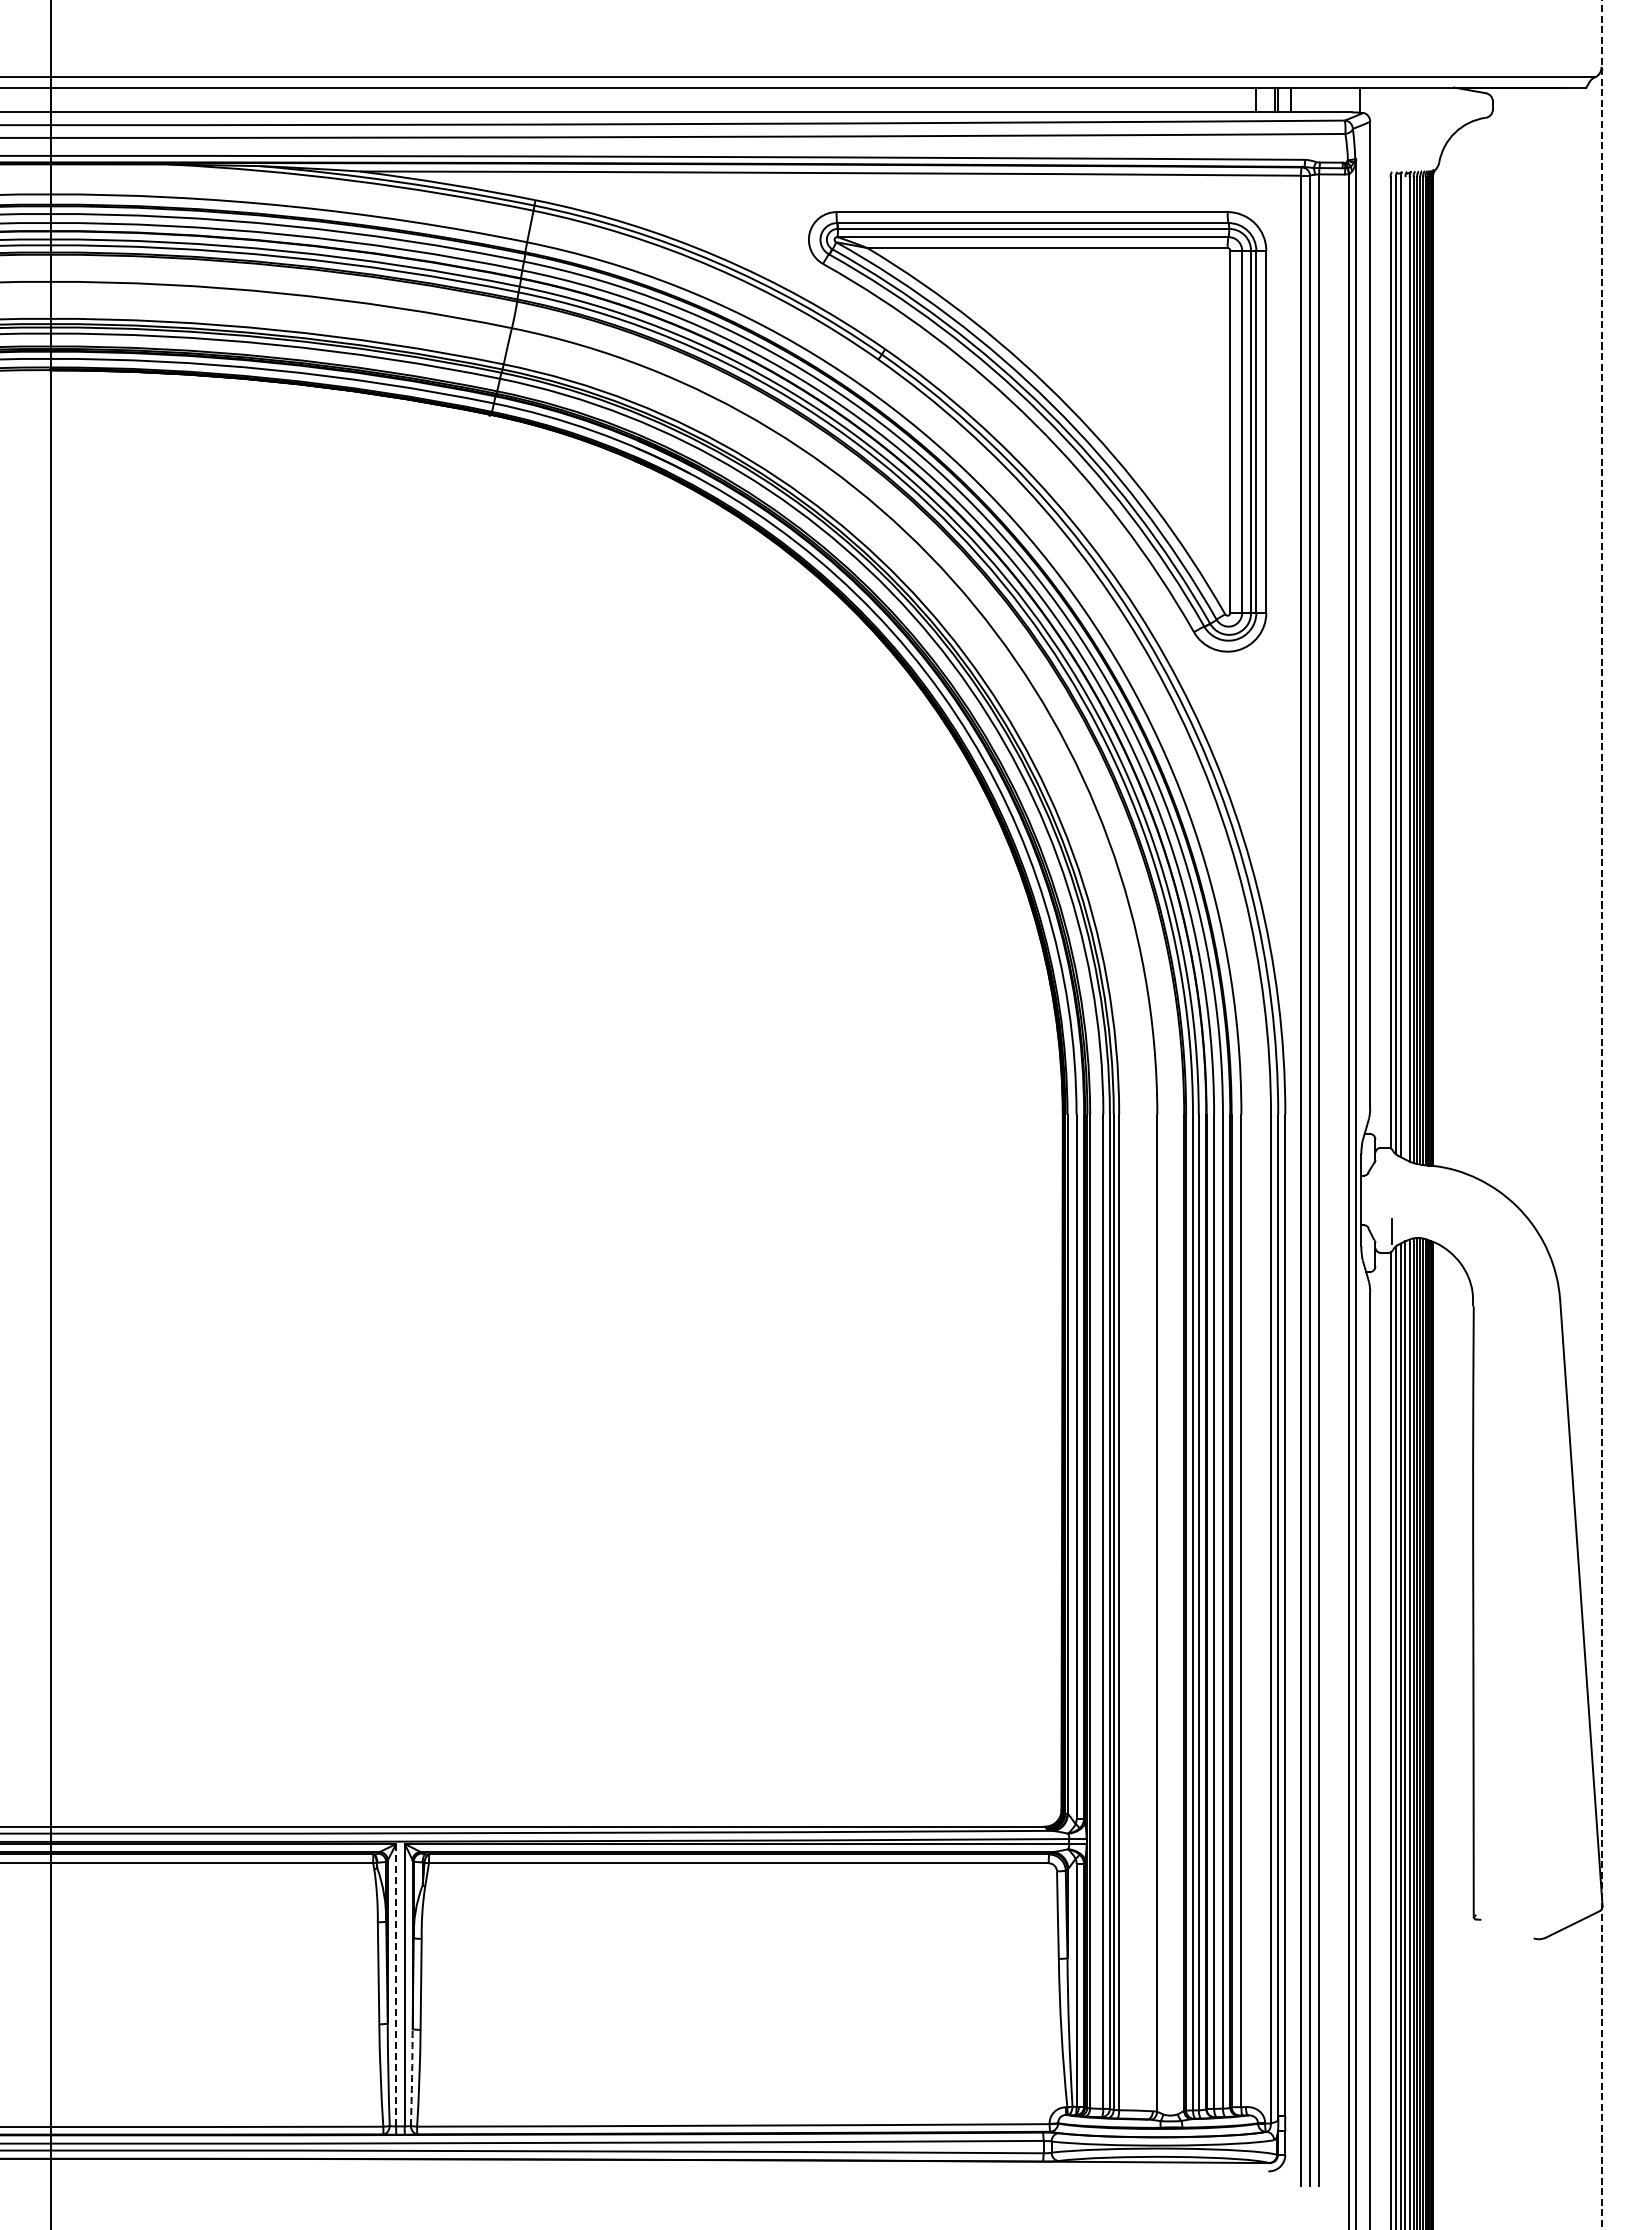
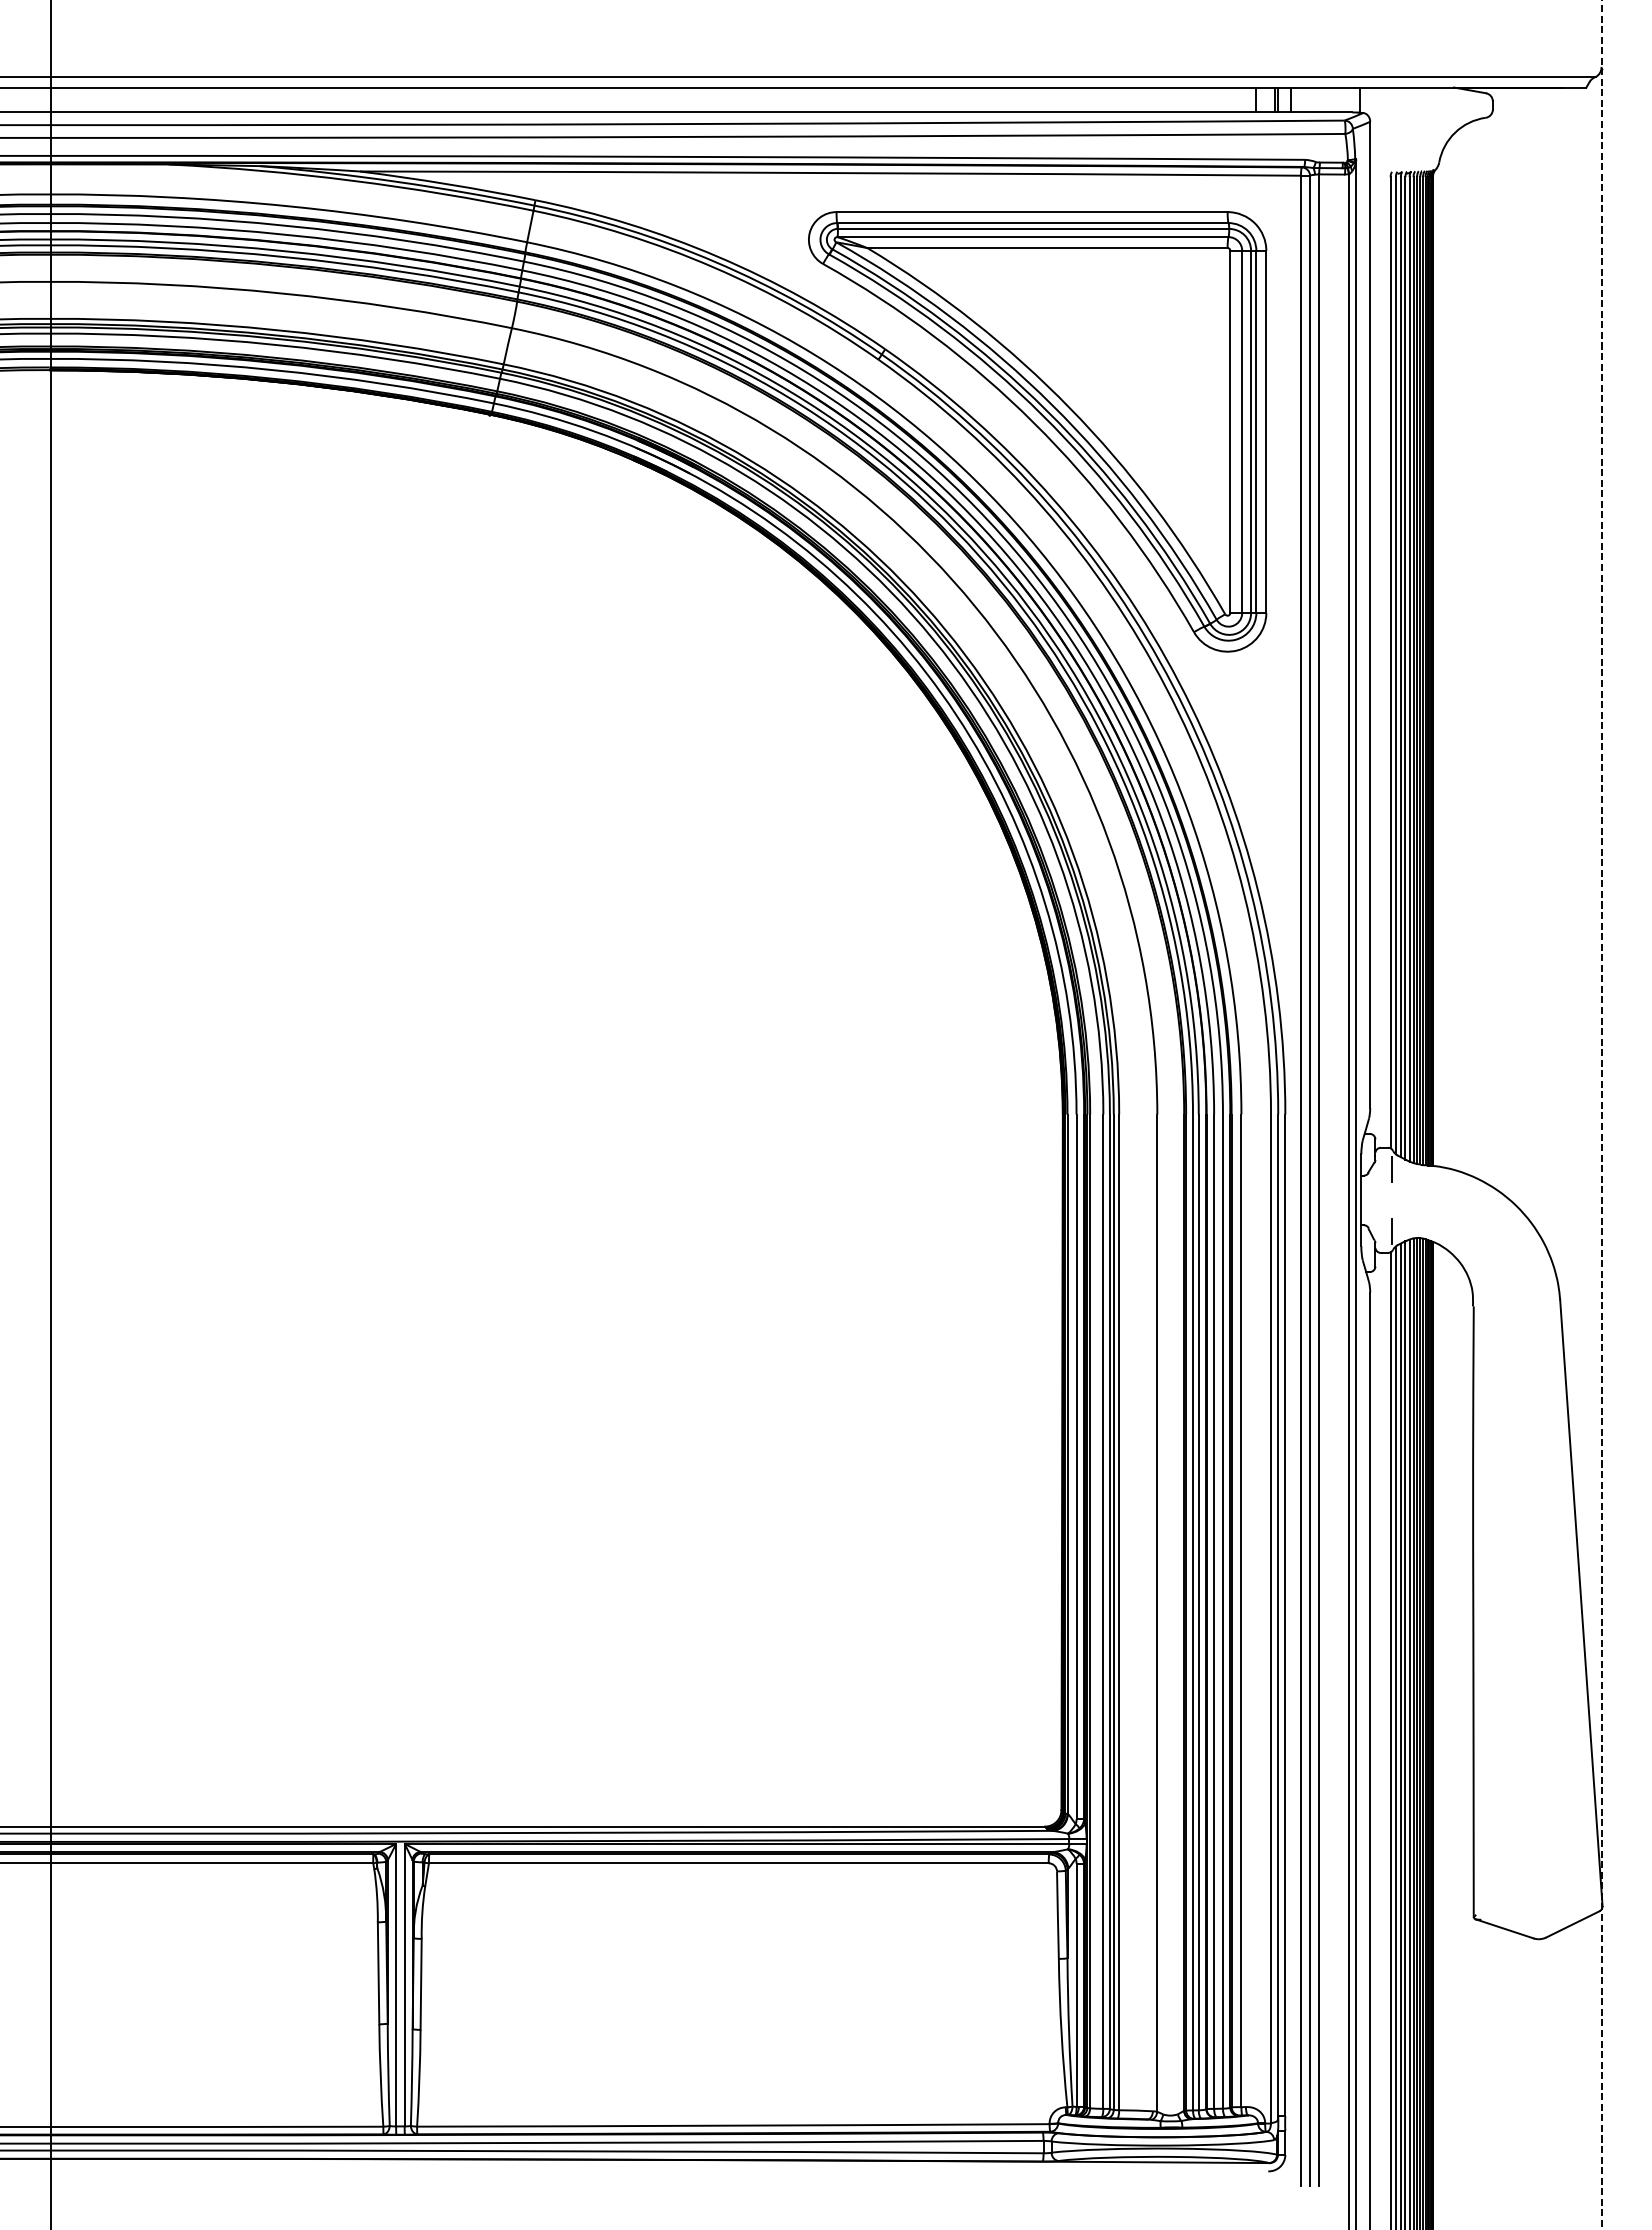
line: none -> present (1405, 668)
line: none -> present (1392, 1169)
line: none -> present (1504, 1928)
line: dashed -> solid (396, 1985)
arc: dashed -> solid (412, 2077)
